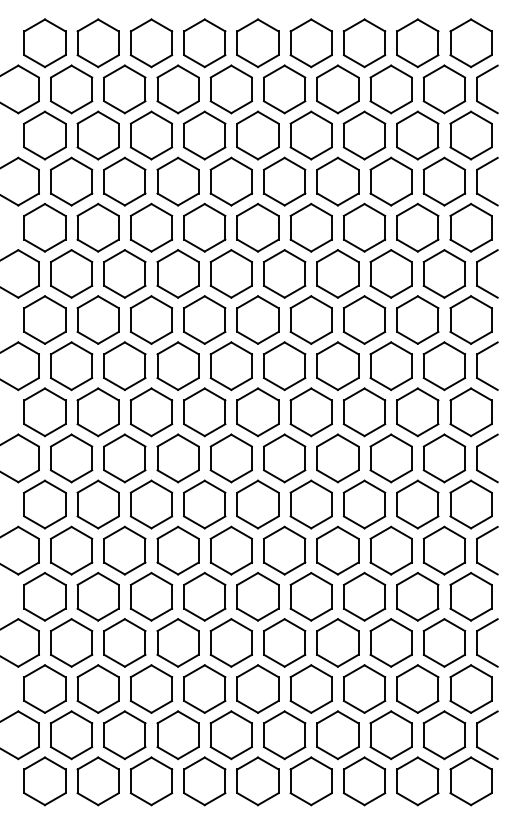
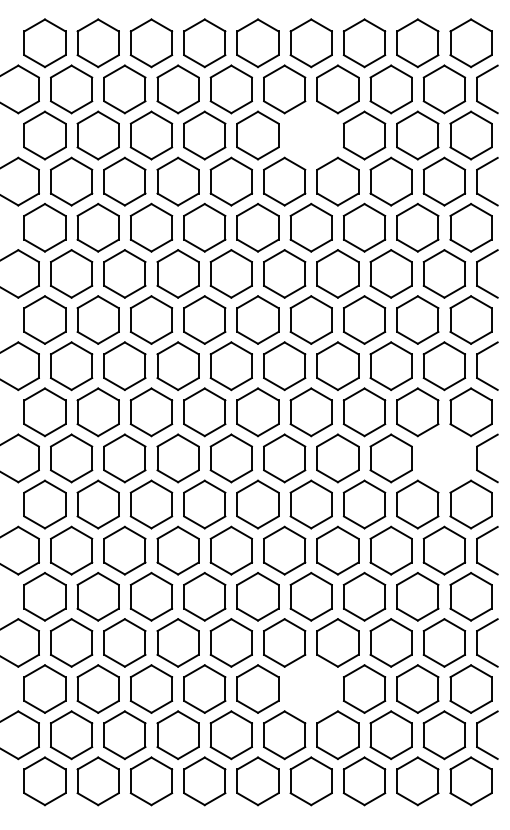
part: present -> none (310, 135)
part: present -> none (444, 458)
part: present -> none (310, 688)
